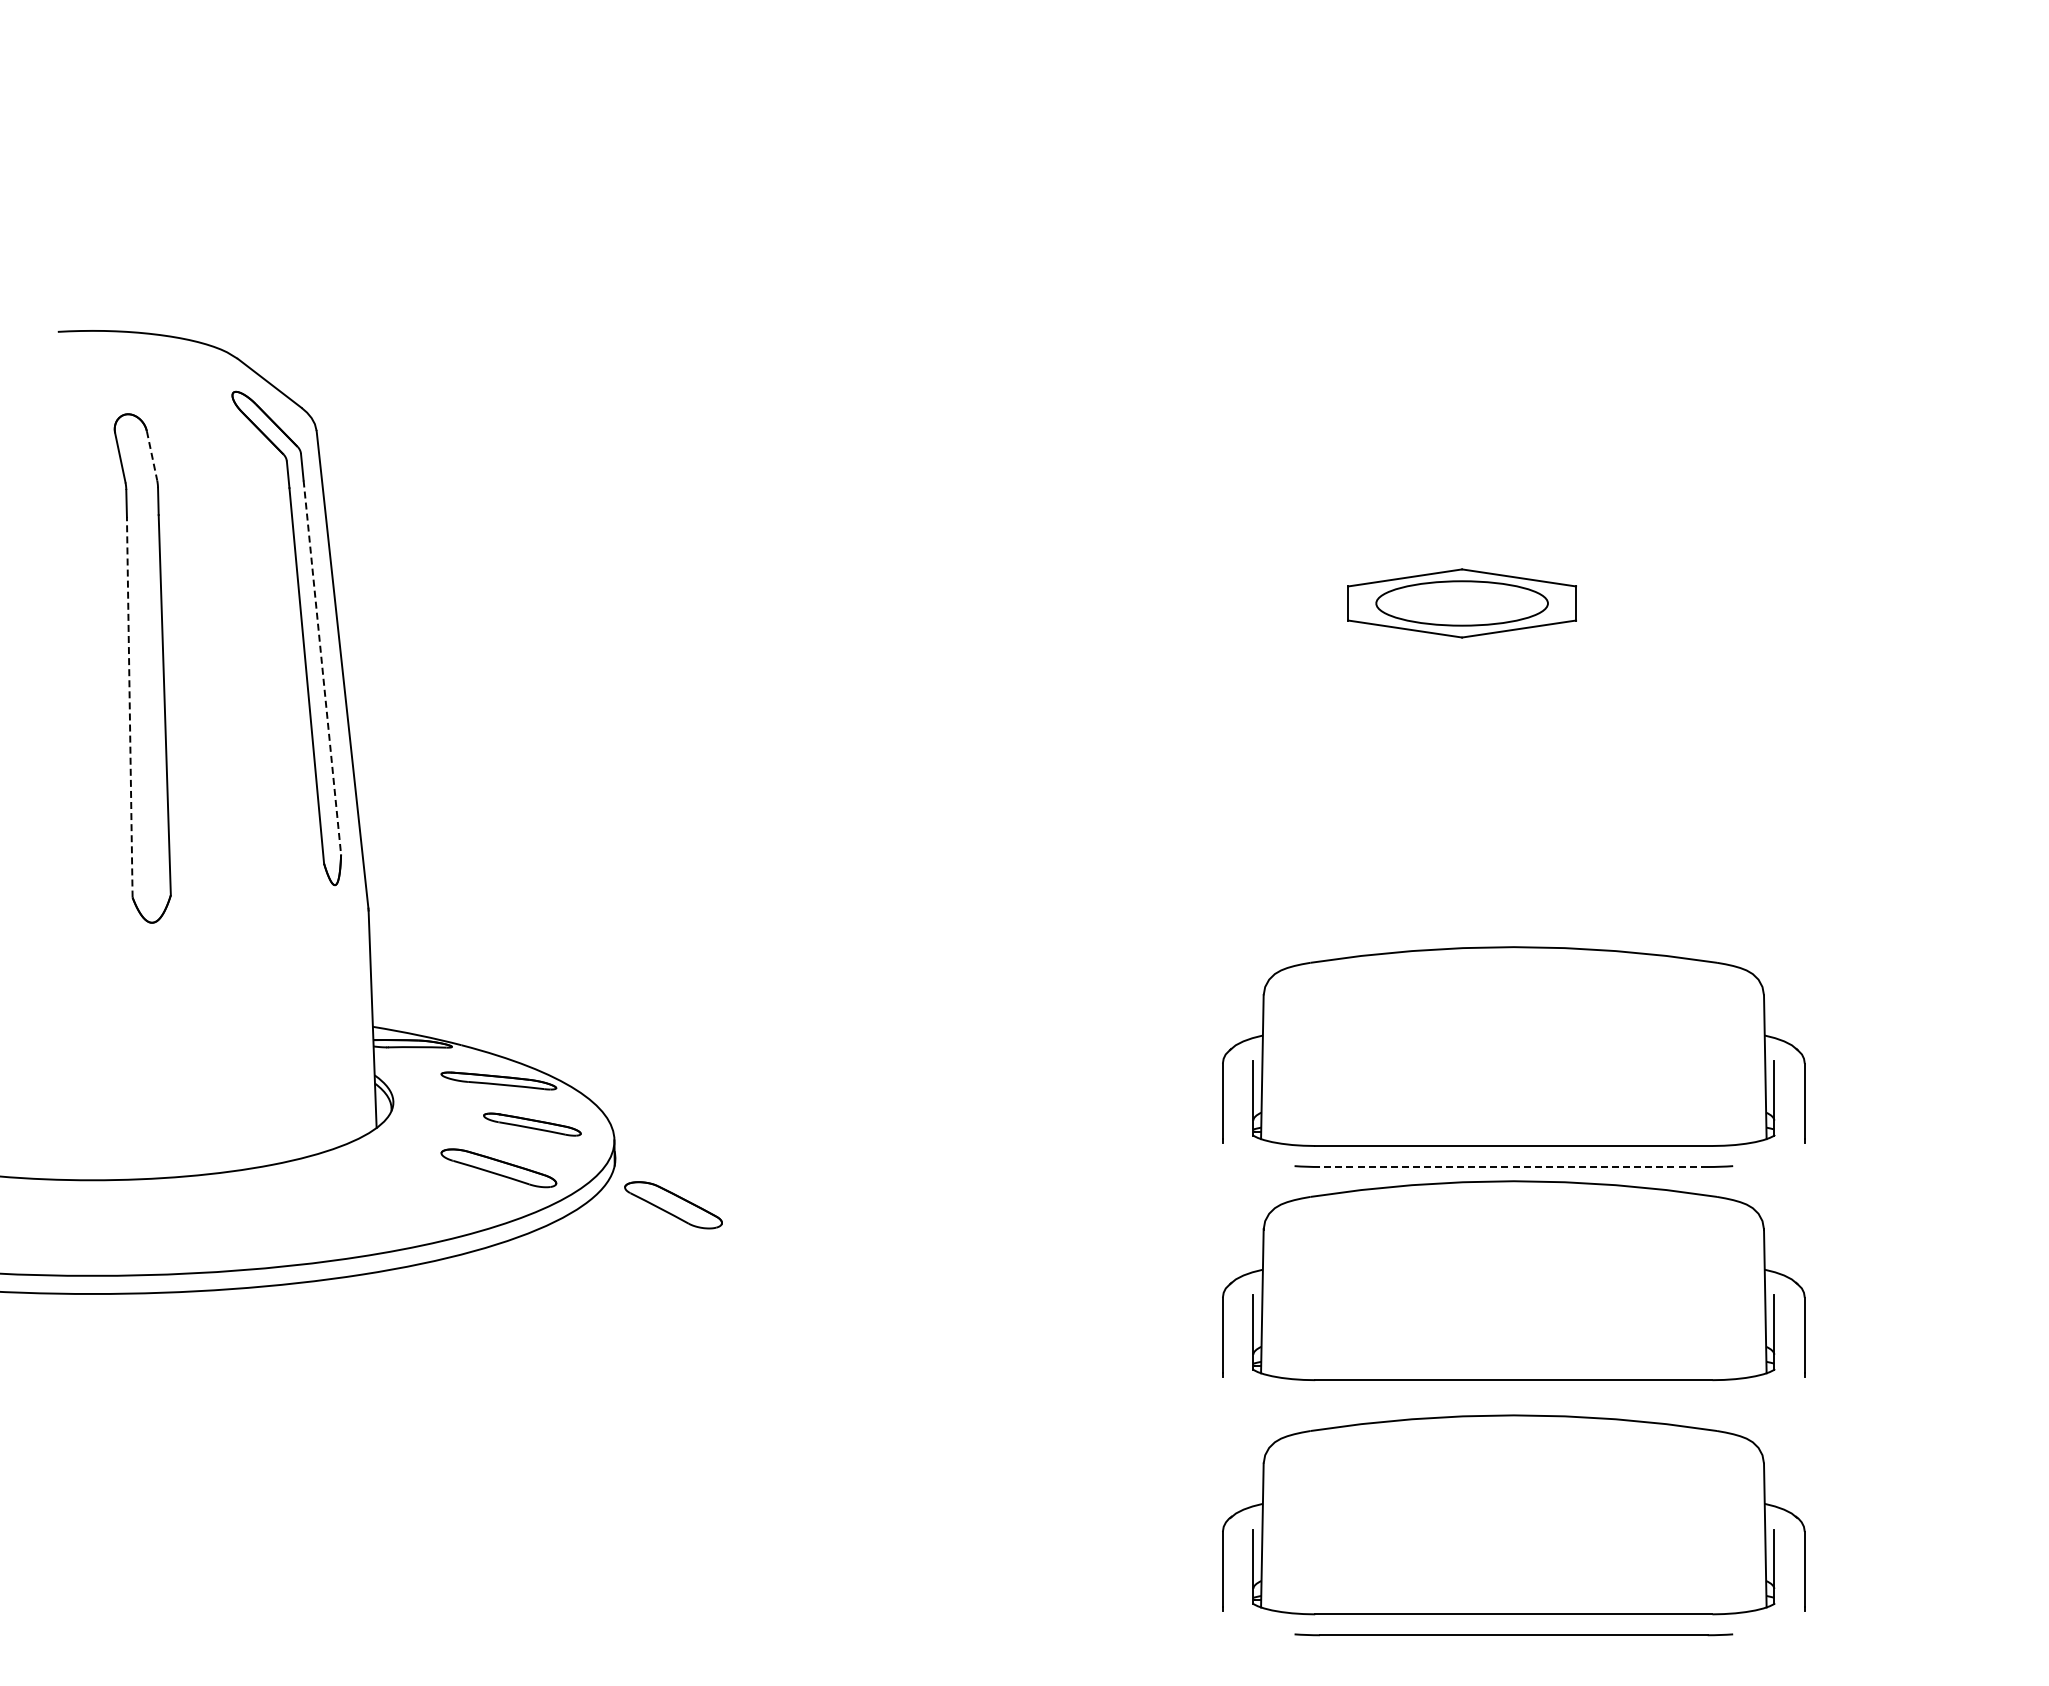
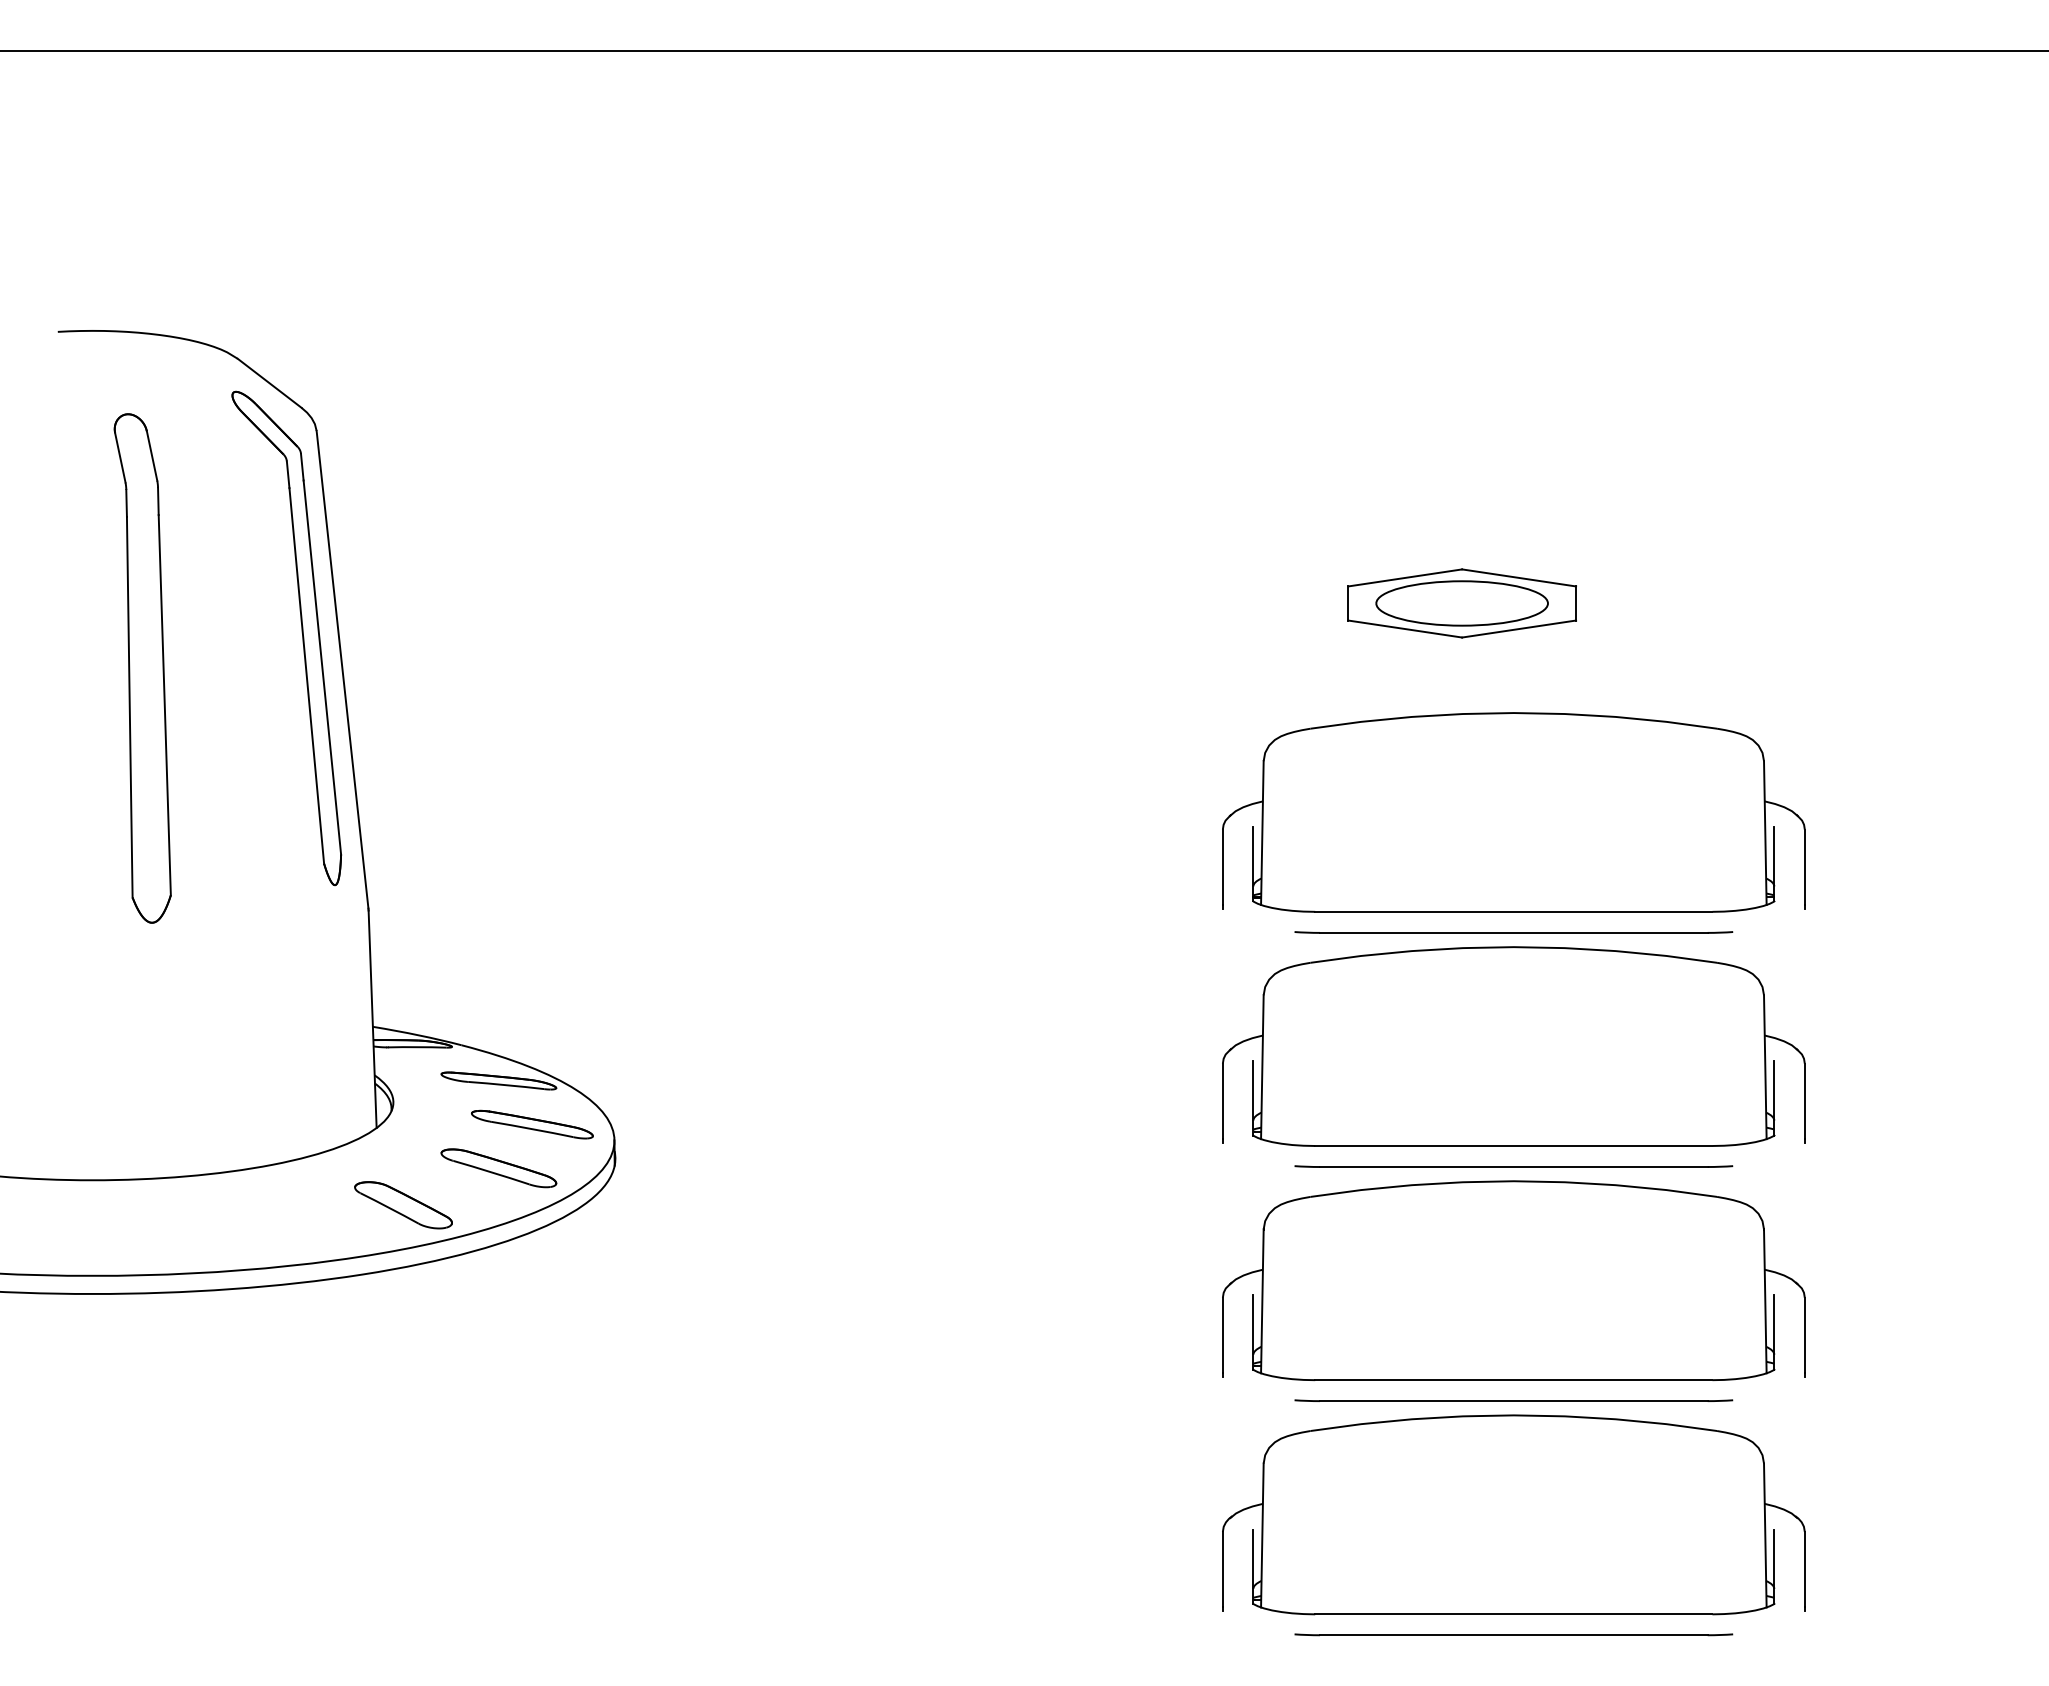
line: none -> present (1023, 50)
line: dashed -> solid (152, 456)
line: dashed -> solid (322, 667)
line: dashed -> solid (129, 706)
part: none -> present (1513, 812)
line: none -> present (1513, 932)
part size: 99x25 px -> 123x31 px (532, 1124)
line: dashed -> solid (1513, 1167)
part position: (673, 1205) -> (403, 1205) (403, 1205)
line: none -> present (1513, 1400)
